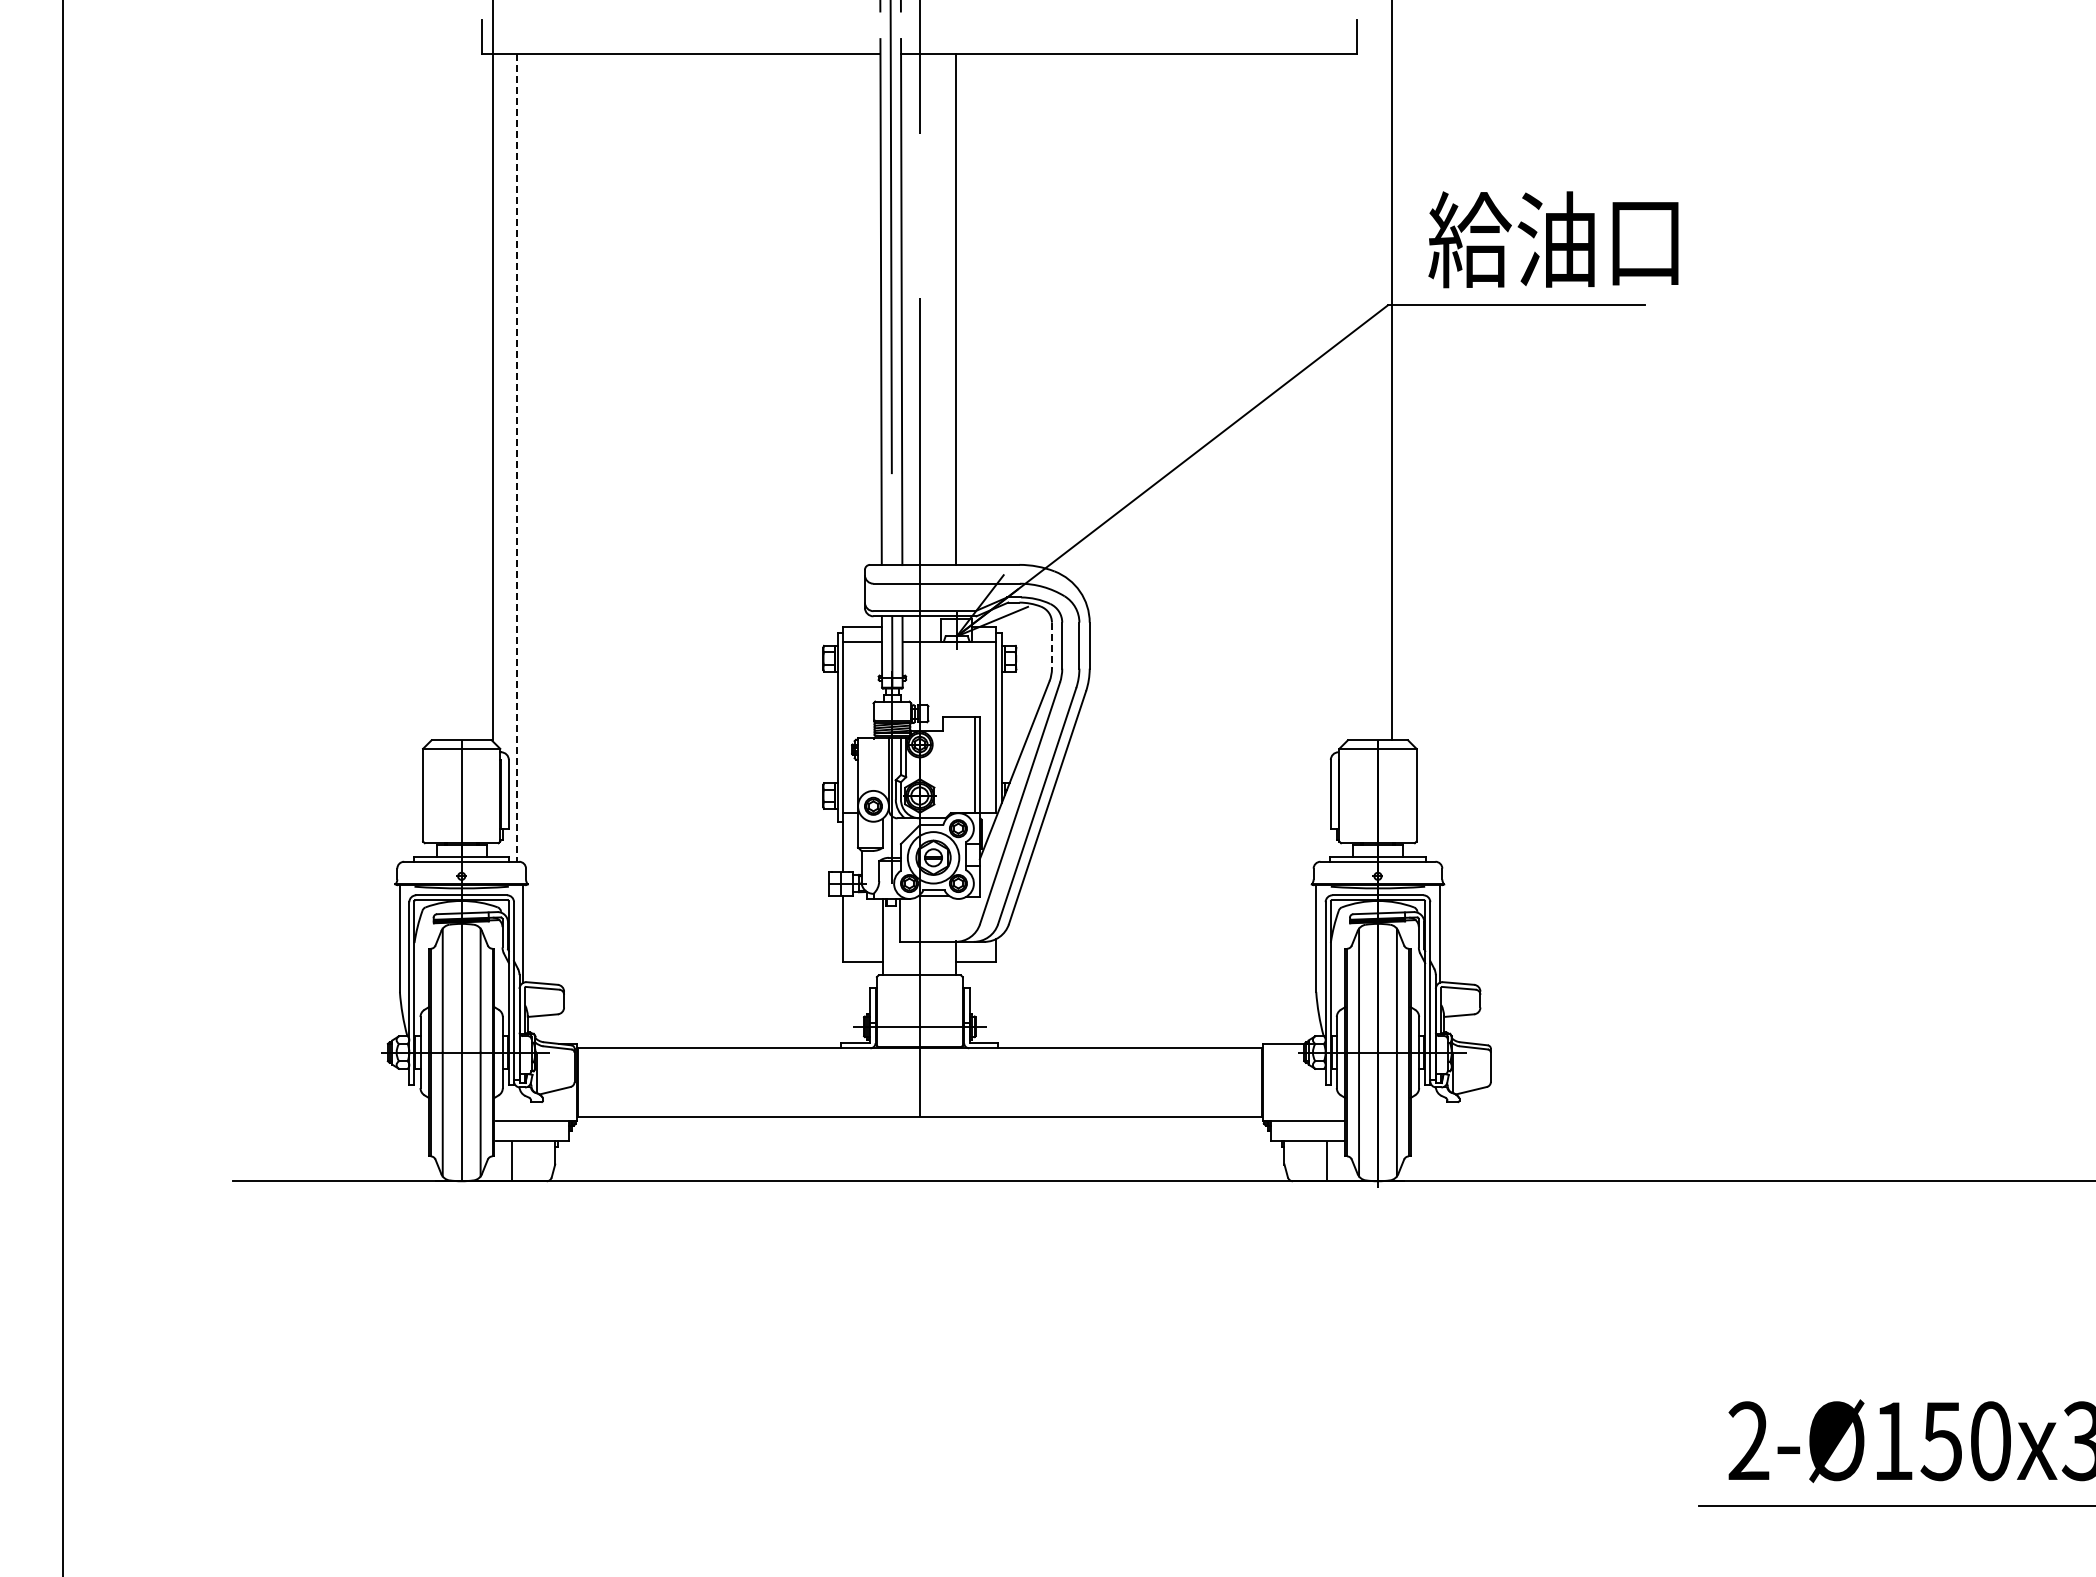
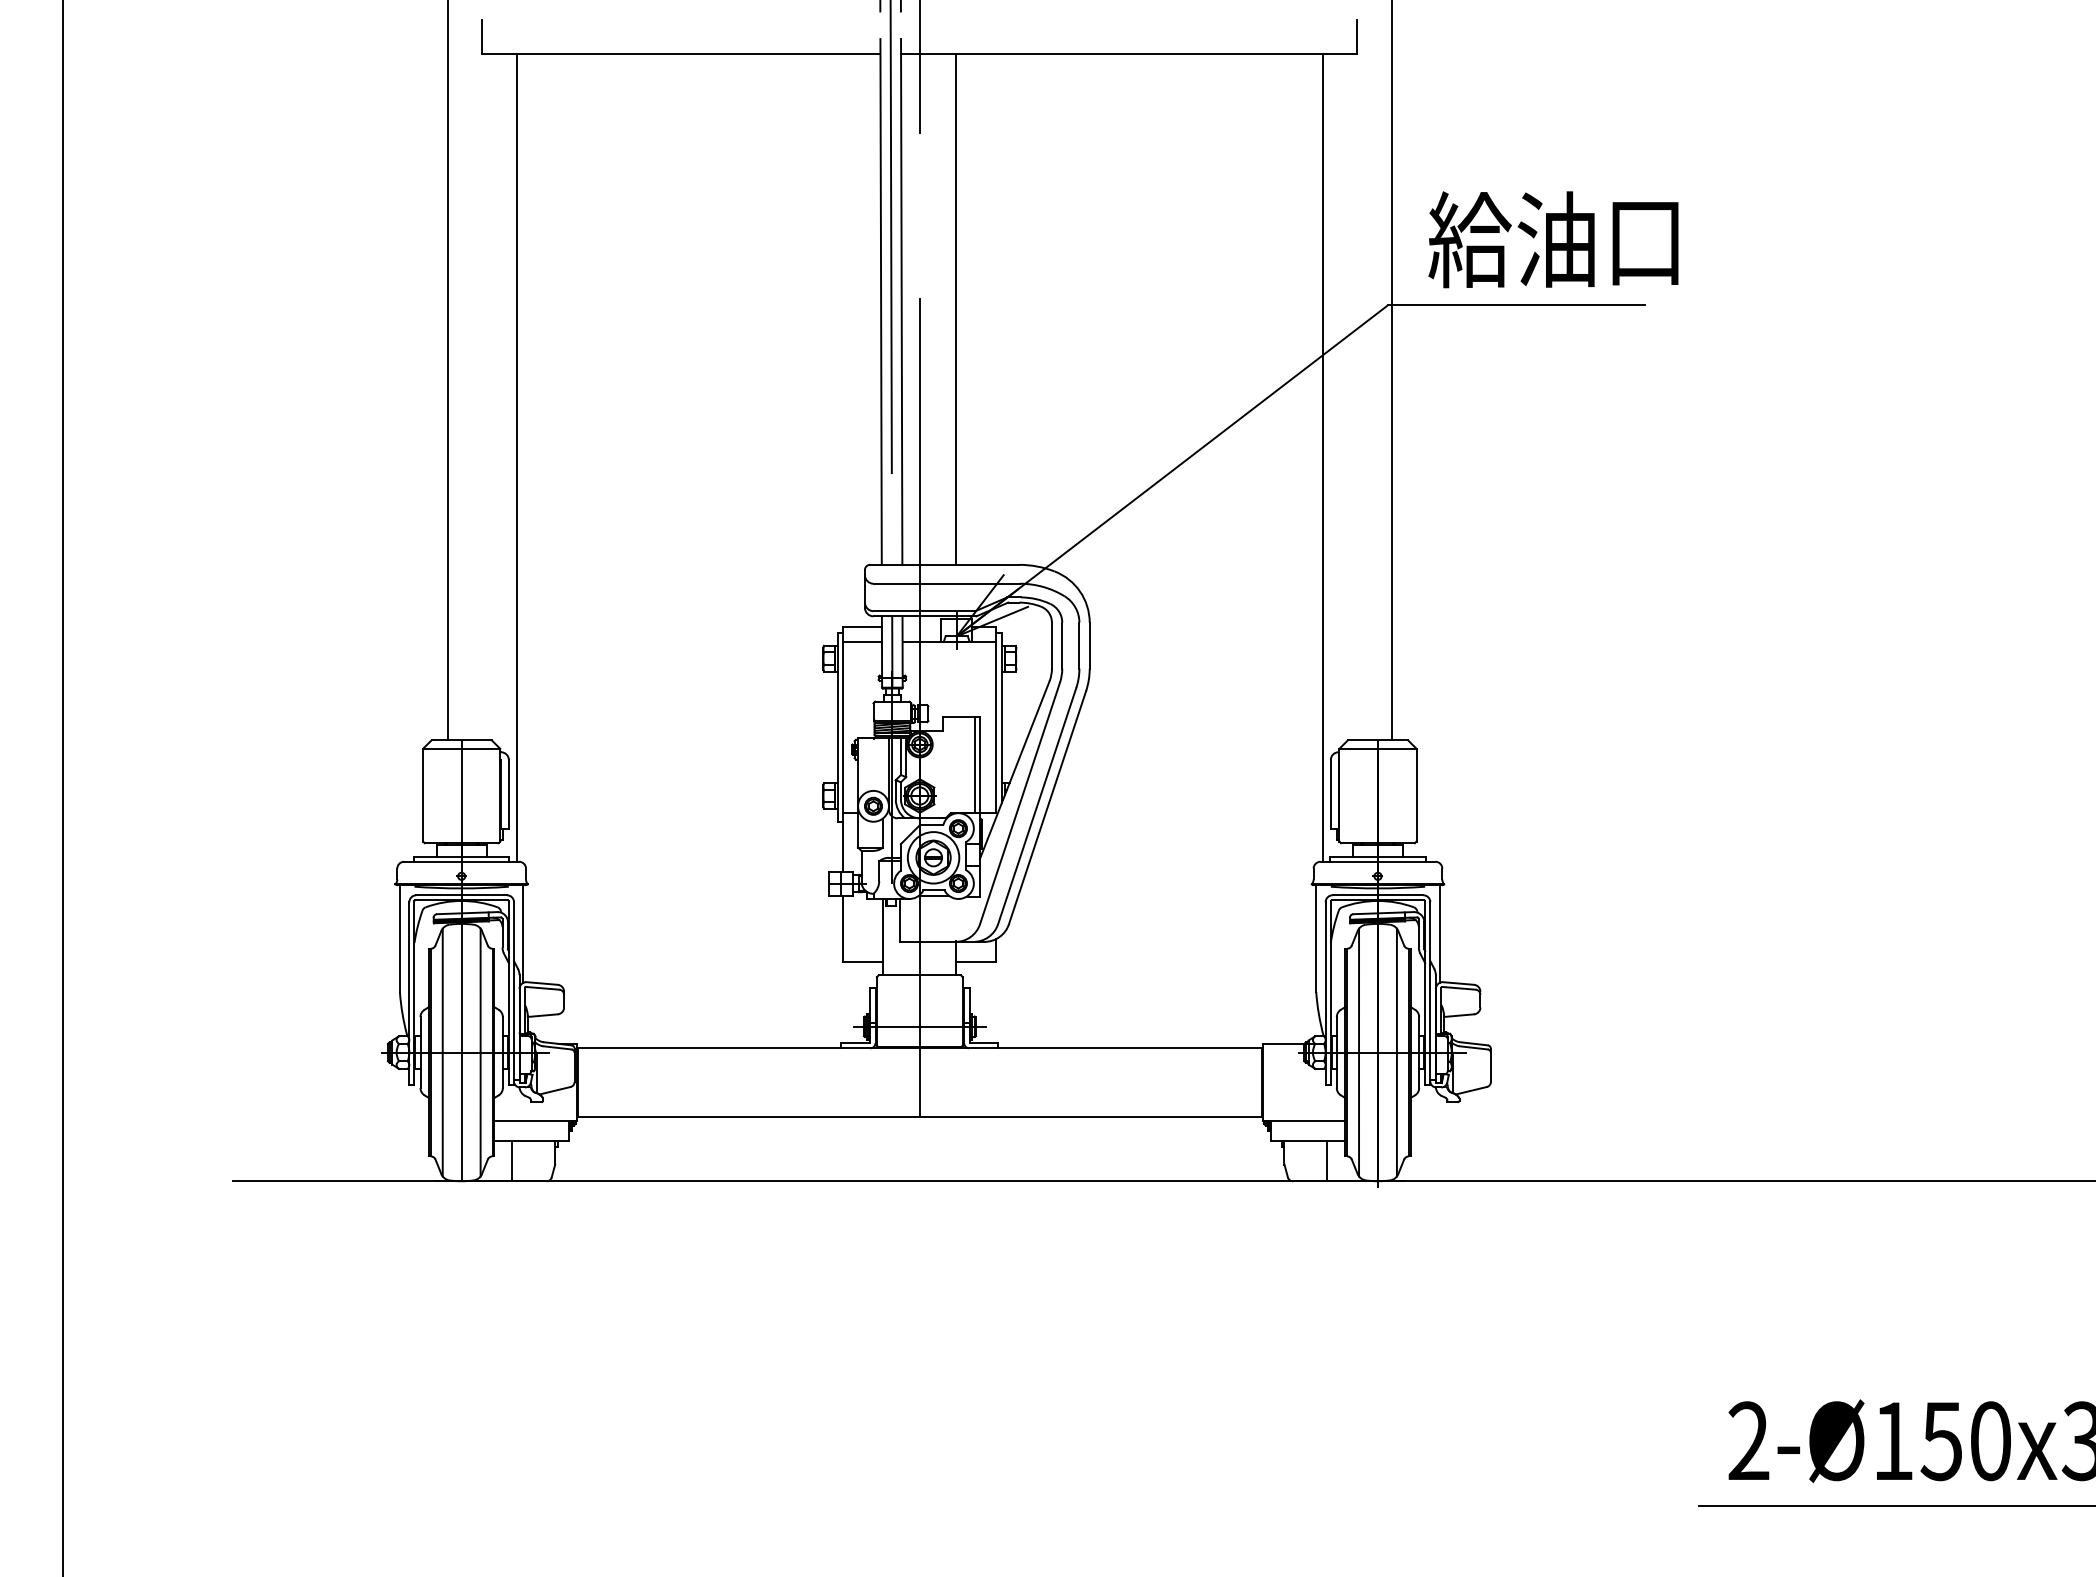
line position: (492, 371) -> (447, 371) (447, 371)
line: none -> present (1323, 457)
line: dashed -> solid (516, 458)
line: dashed -> solid (1051, 646)
